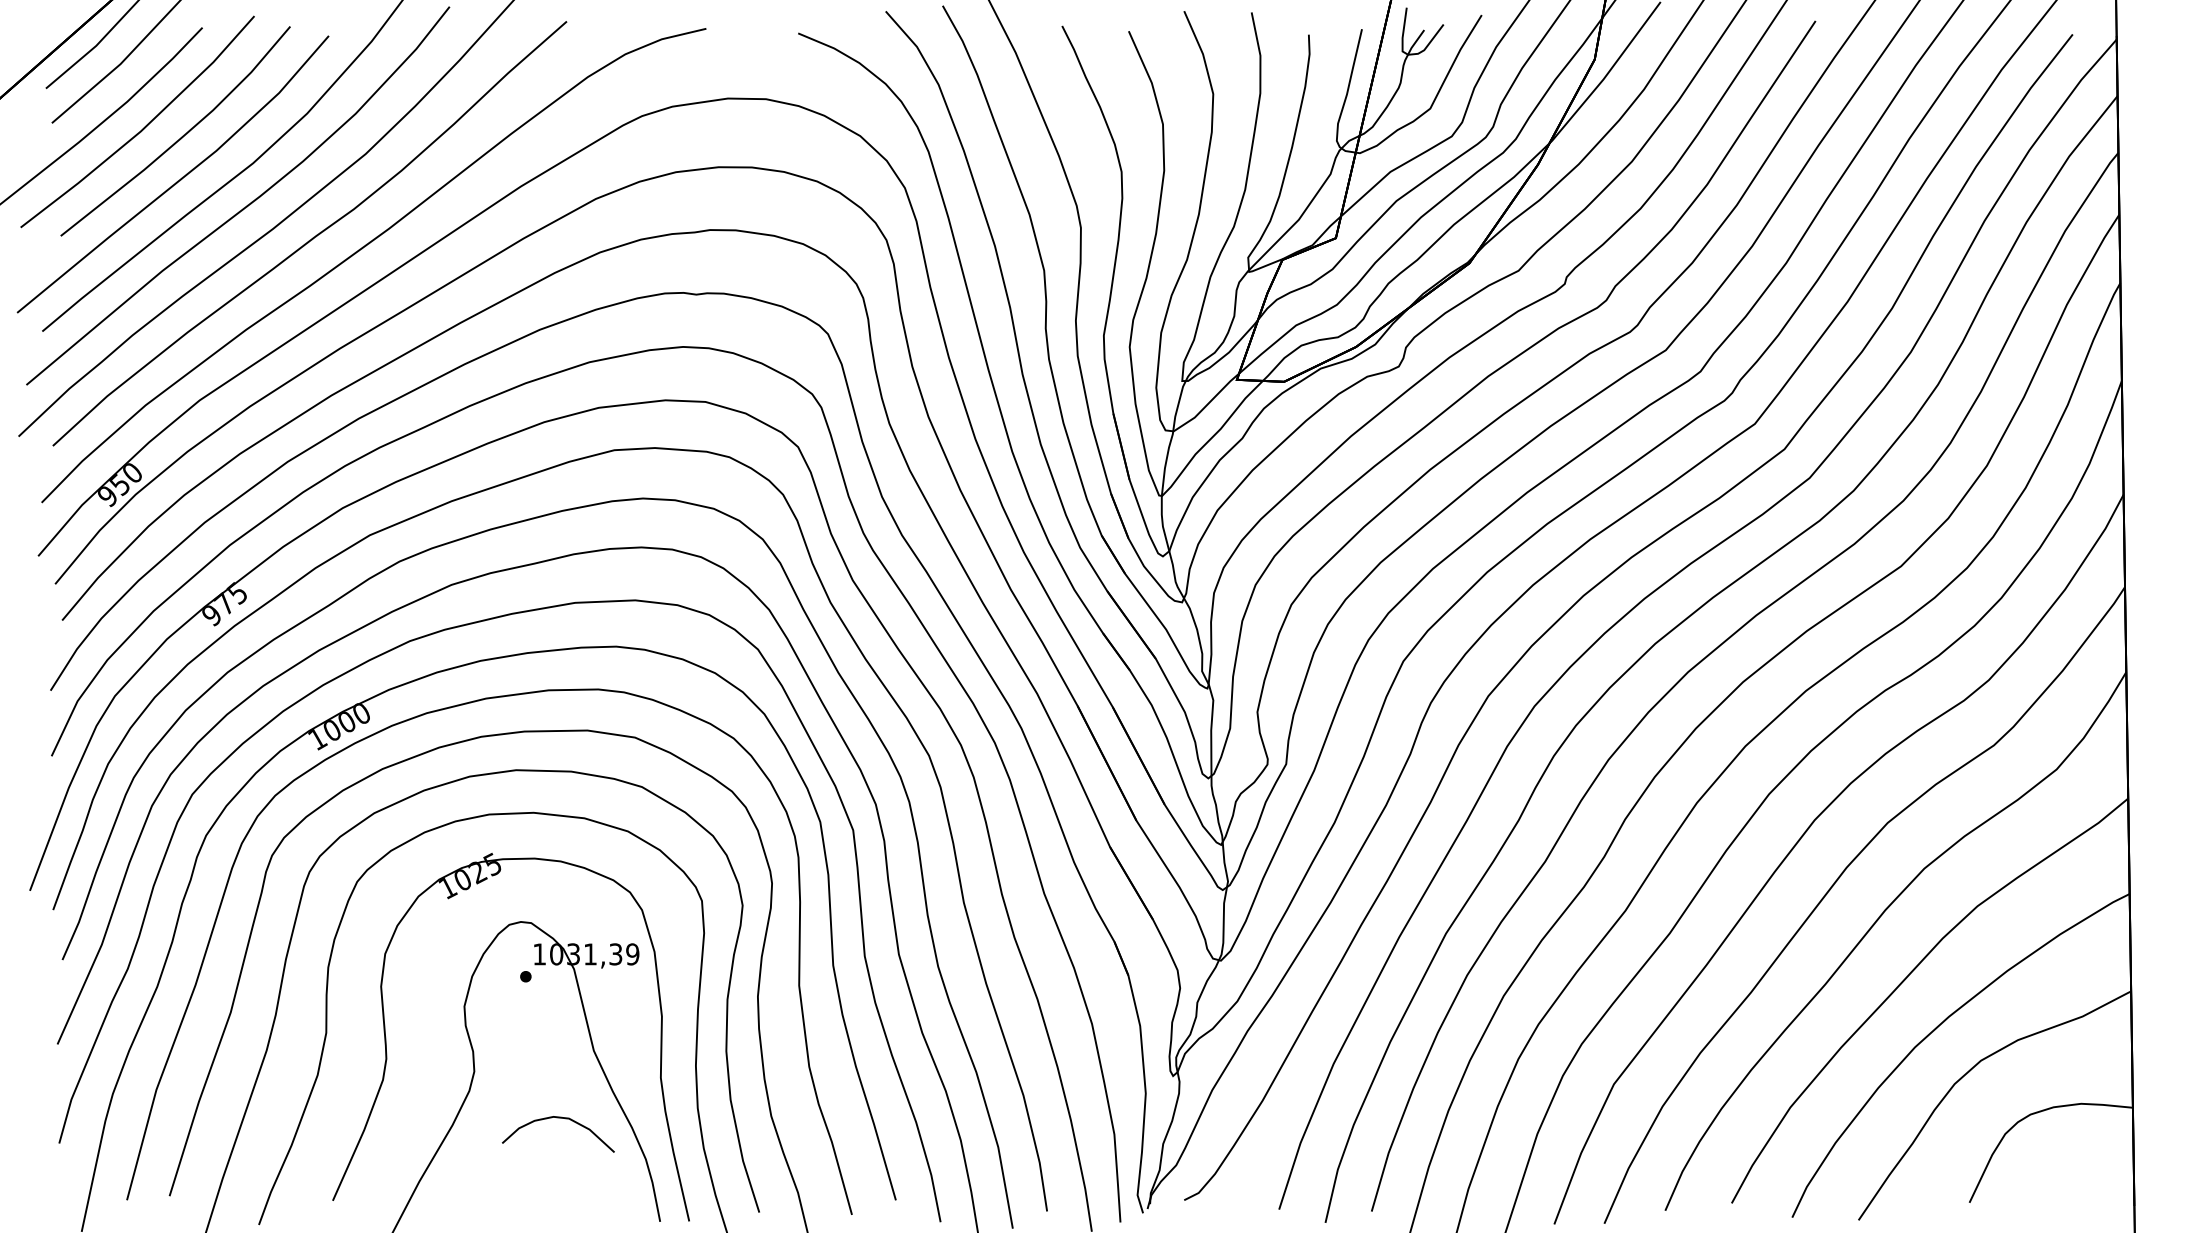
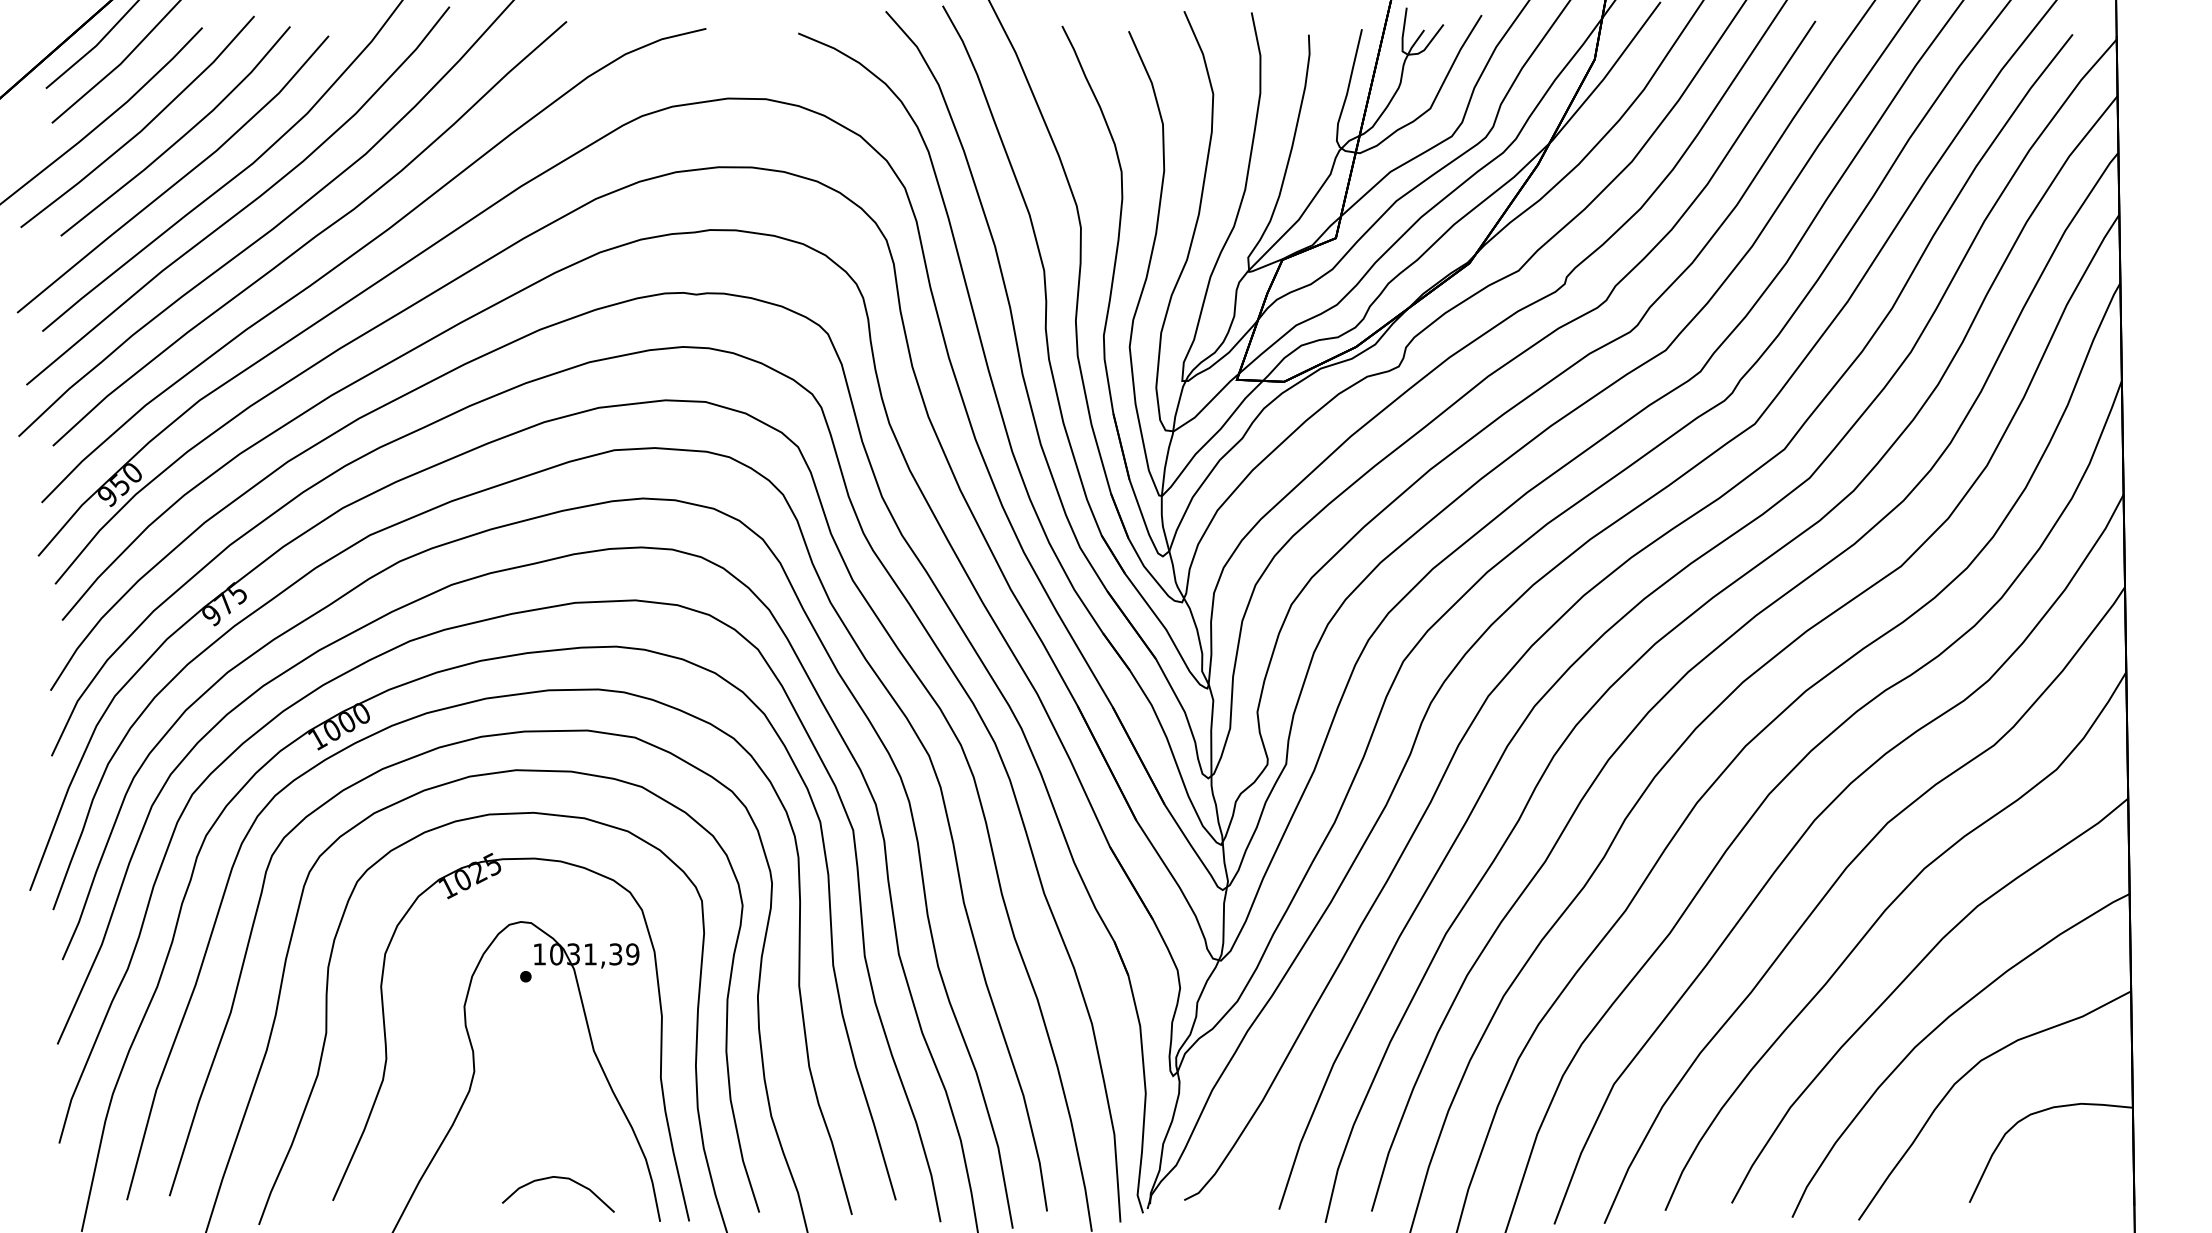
curve position: (558, 1118) -> (558, 1178) (558, 1178)
